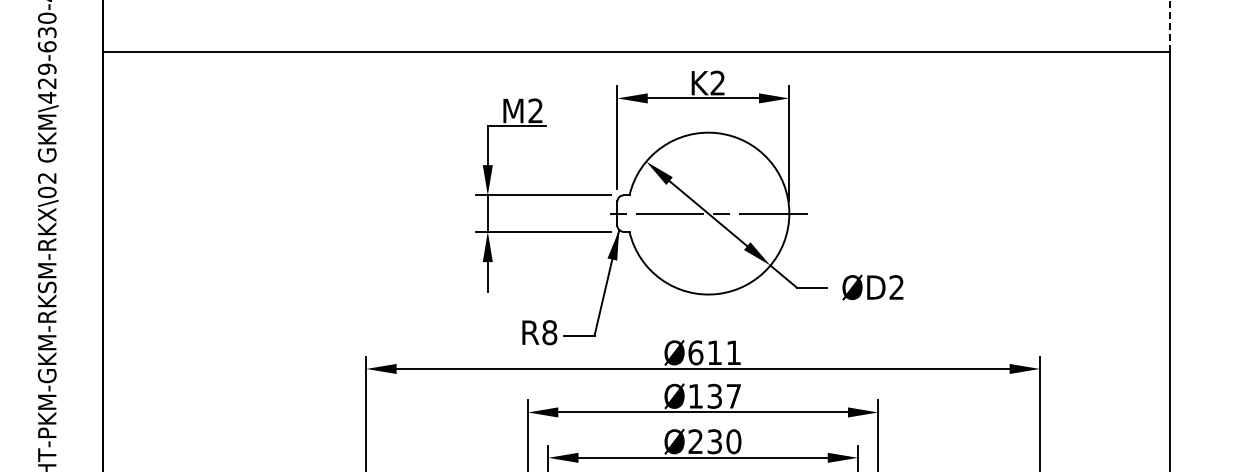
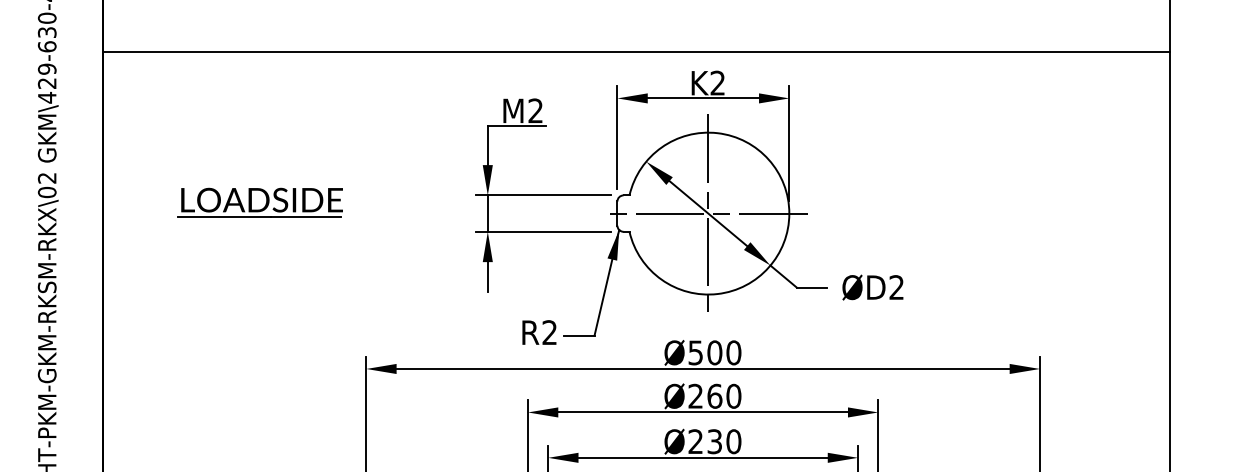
line: dashed -> solid (1170, 26)
part: none -> present (259, 202)
line: none -> present (708, 213)
text: R8 -> R2 (549, 332)
text: Ø611 -> Ø500 (714, 352)
text: Ø137 -> Ø260 (714, 395)
